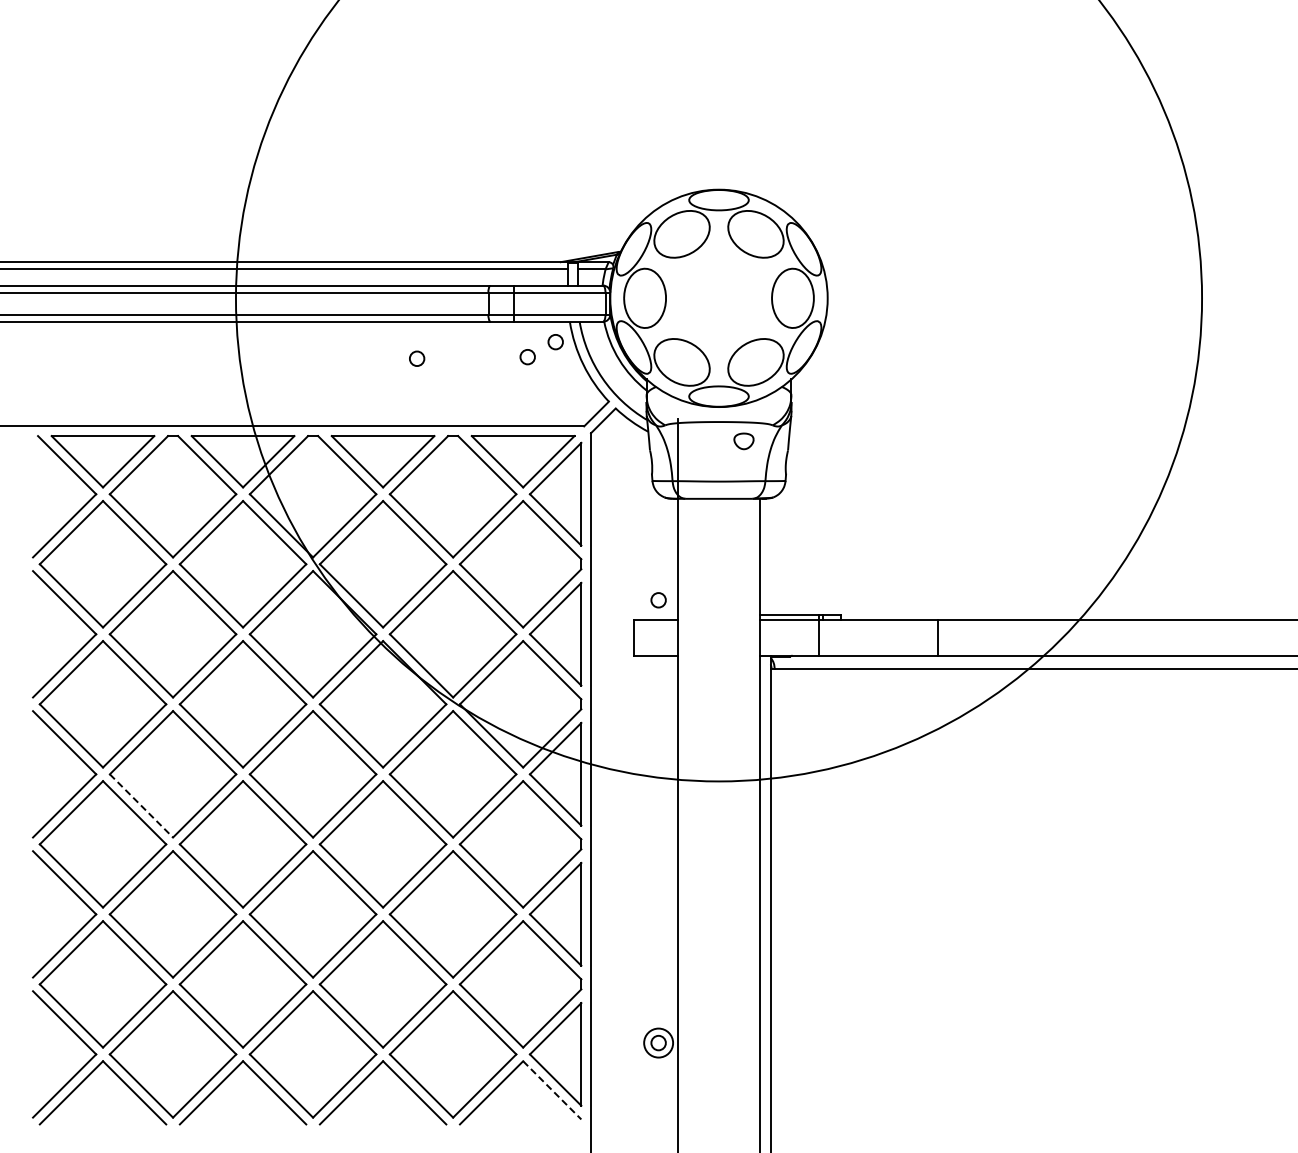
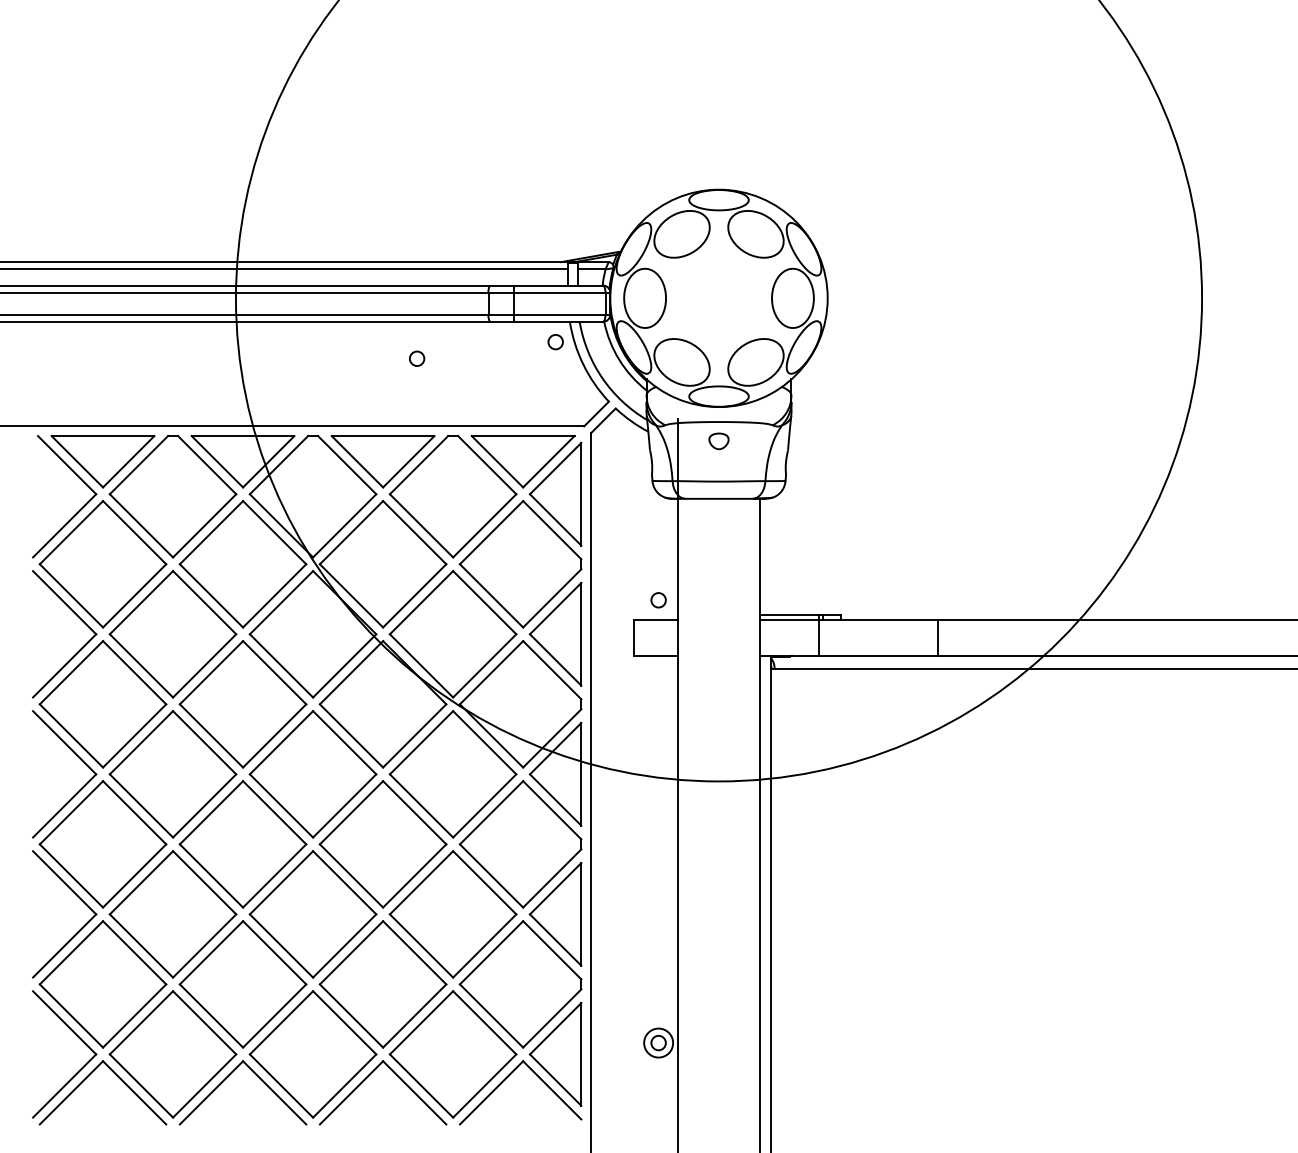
circle: present -> none (527, 357)
part position: (743, 441) -> (718, 441) (718, 441)
line: dashed -> solid (141, 805)
line: dashed -> solid (552, 1090)
